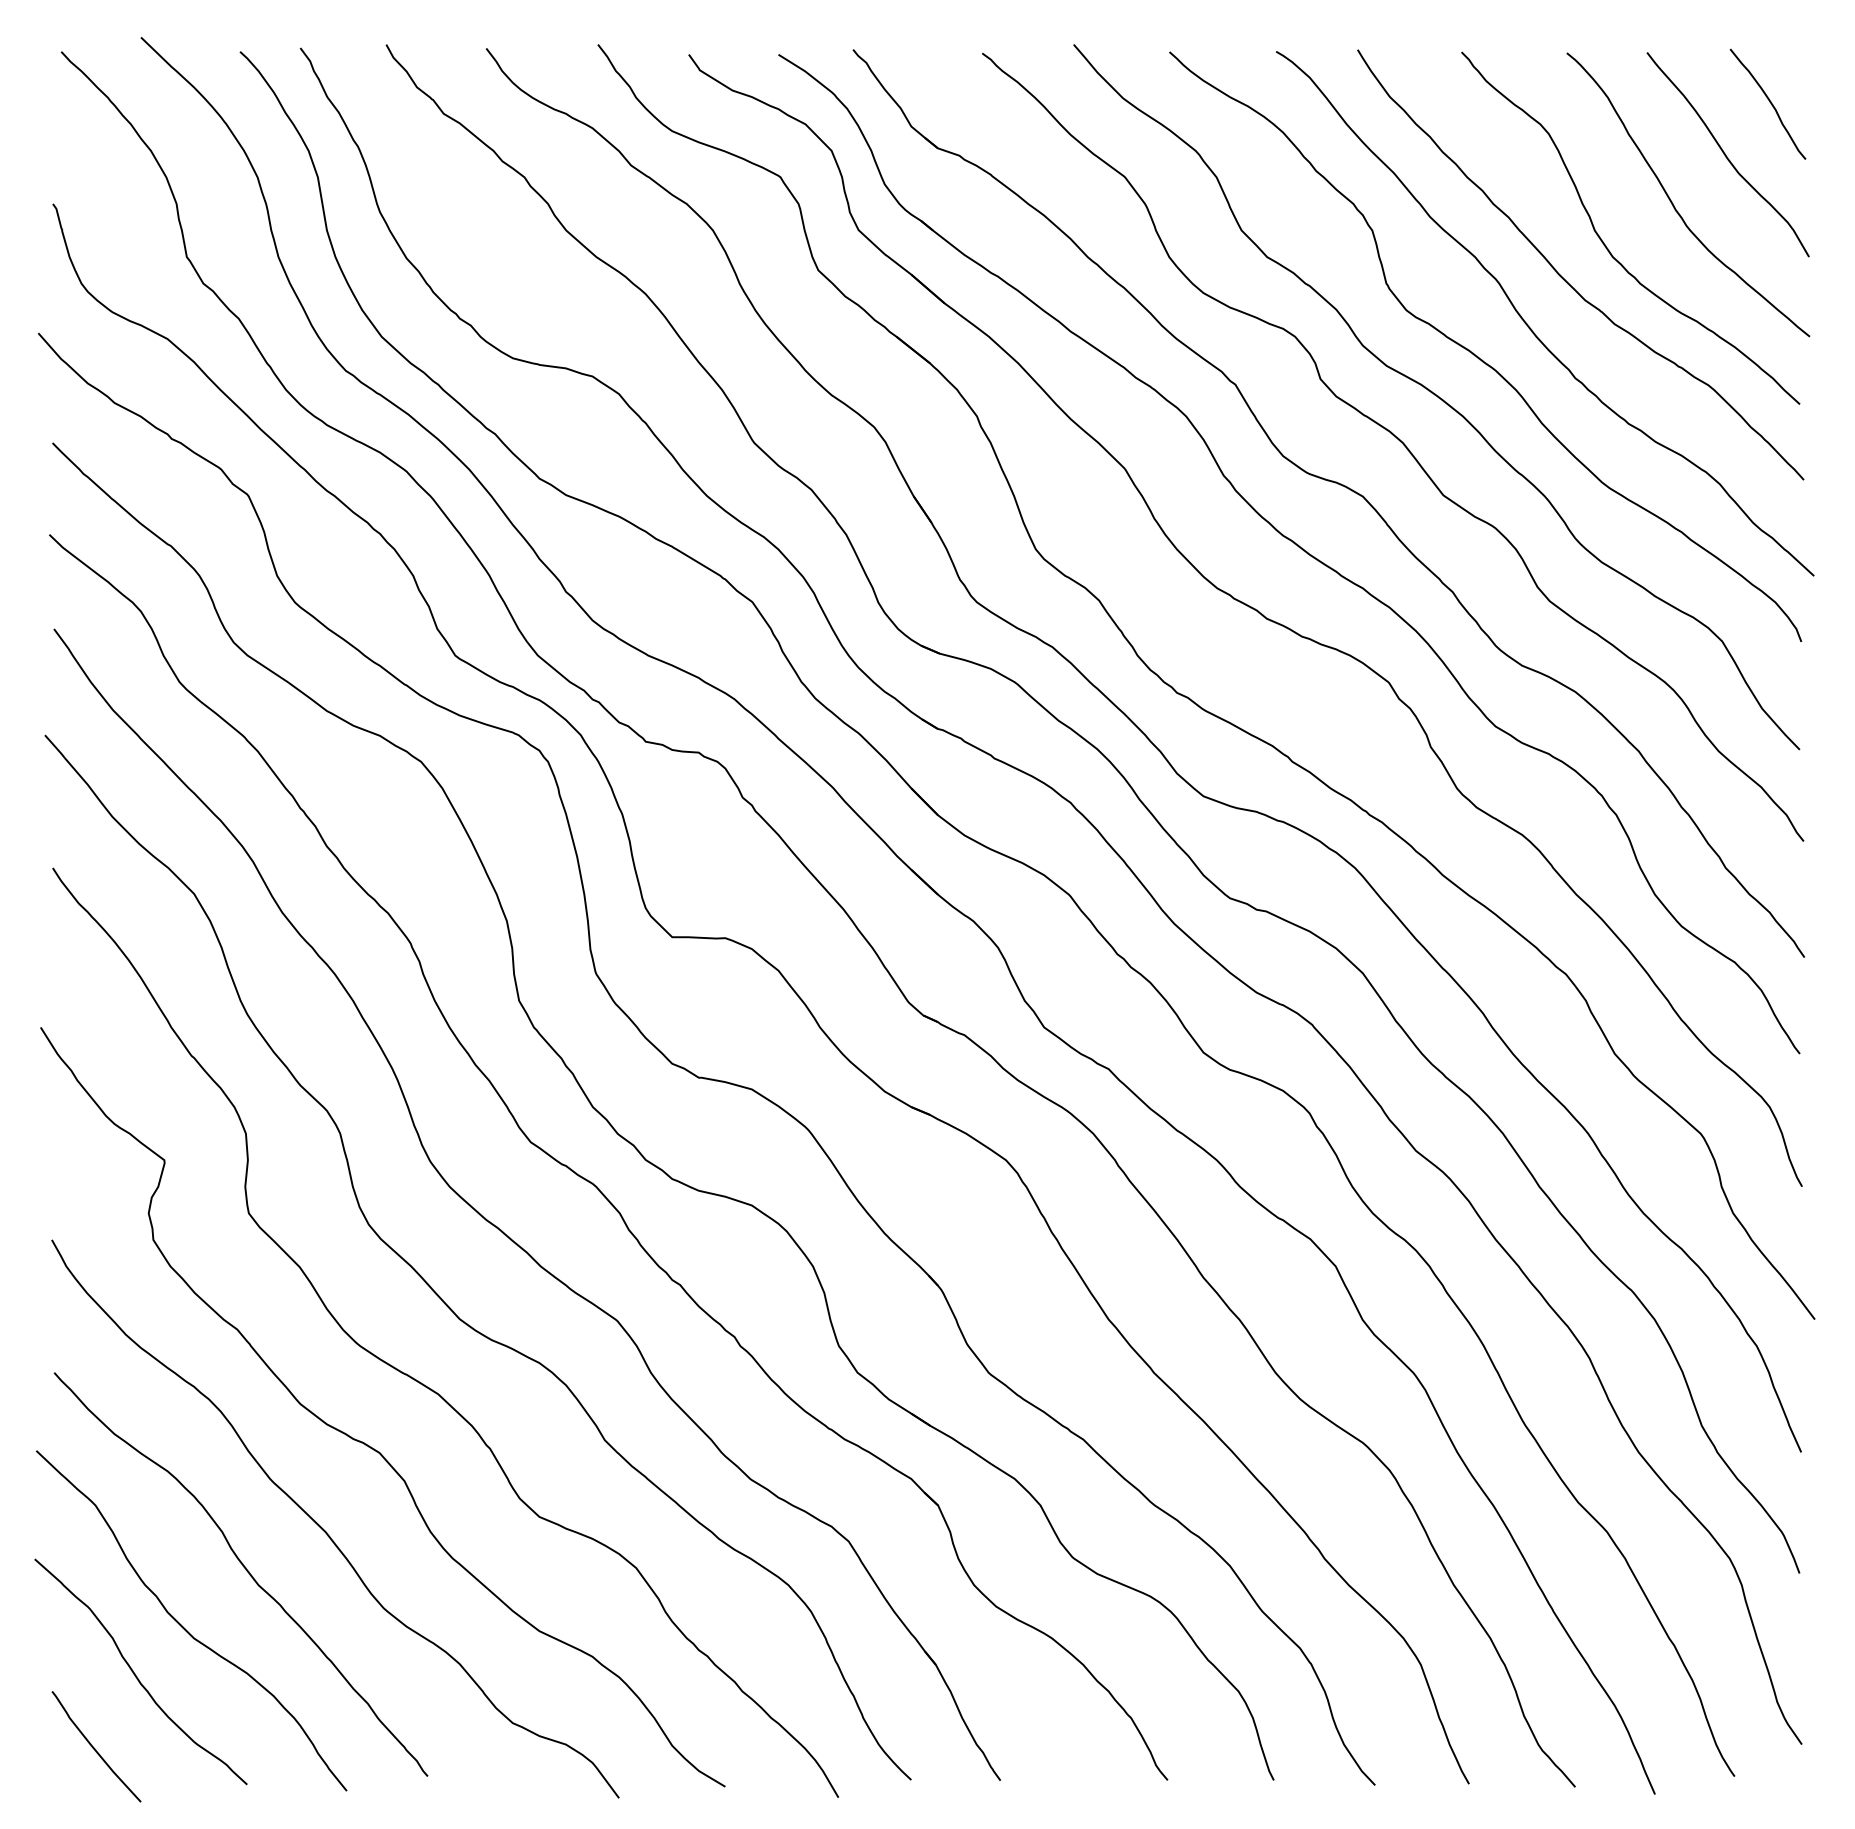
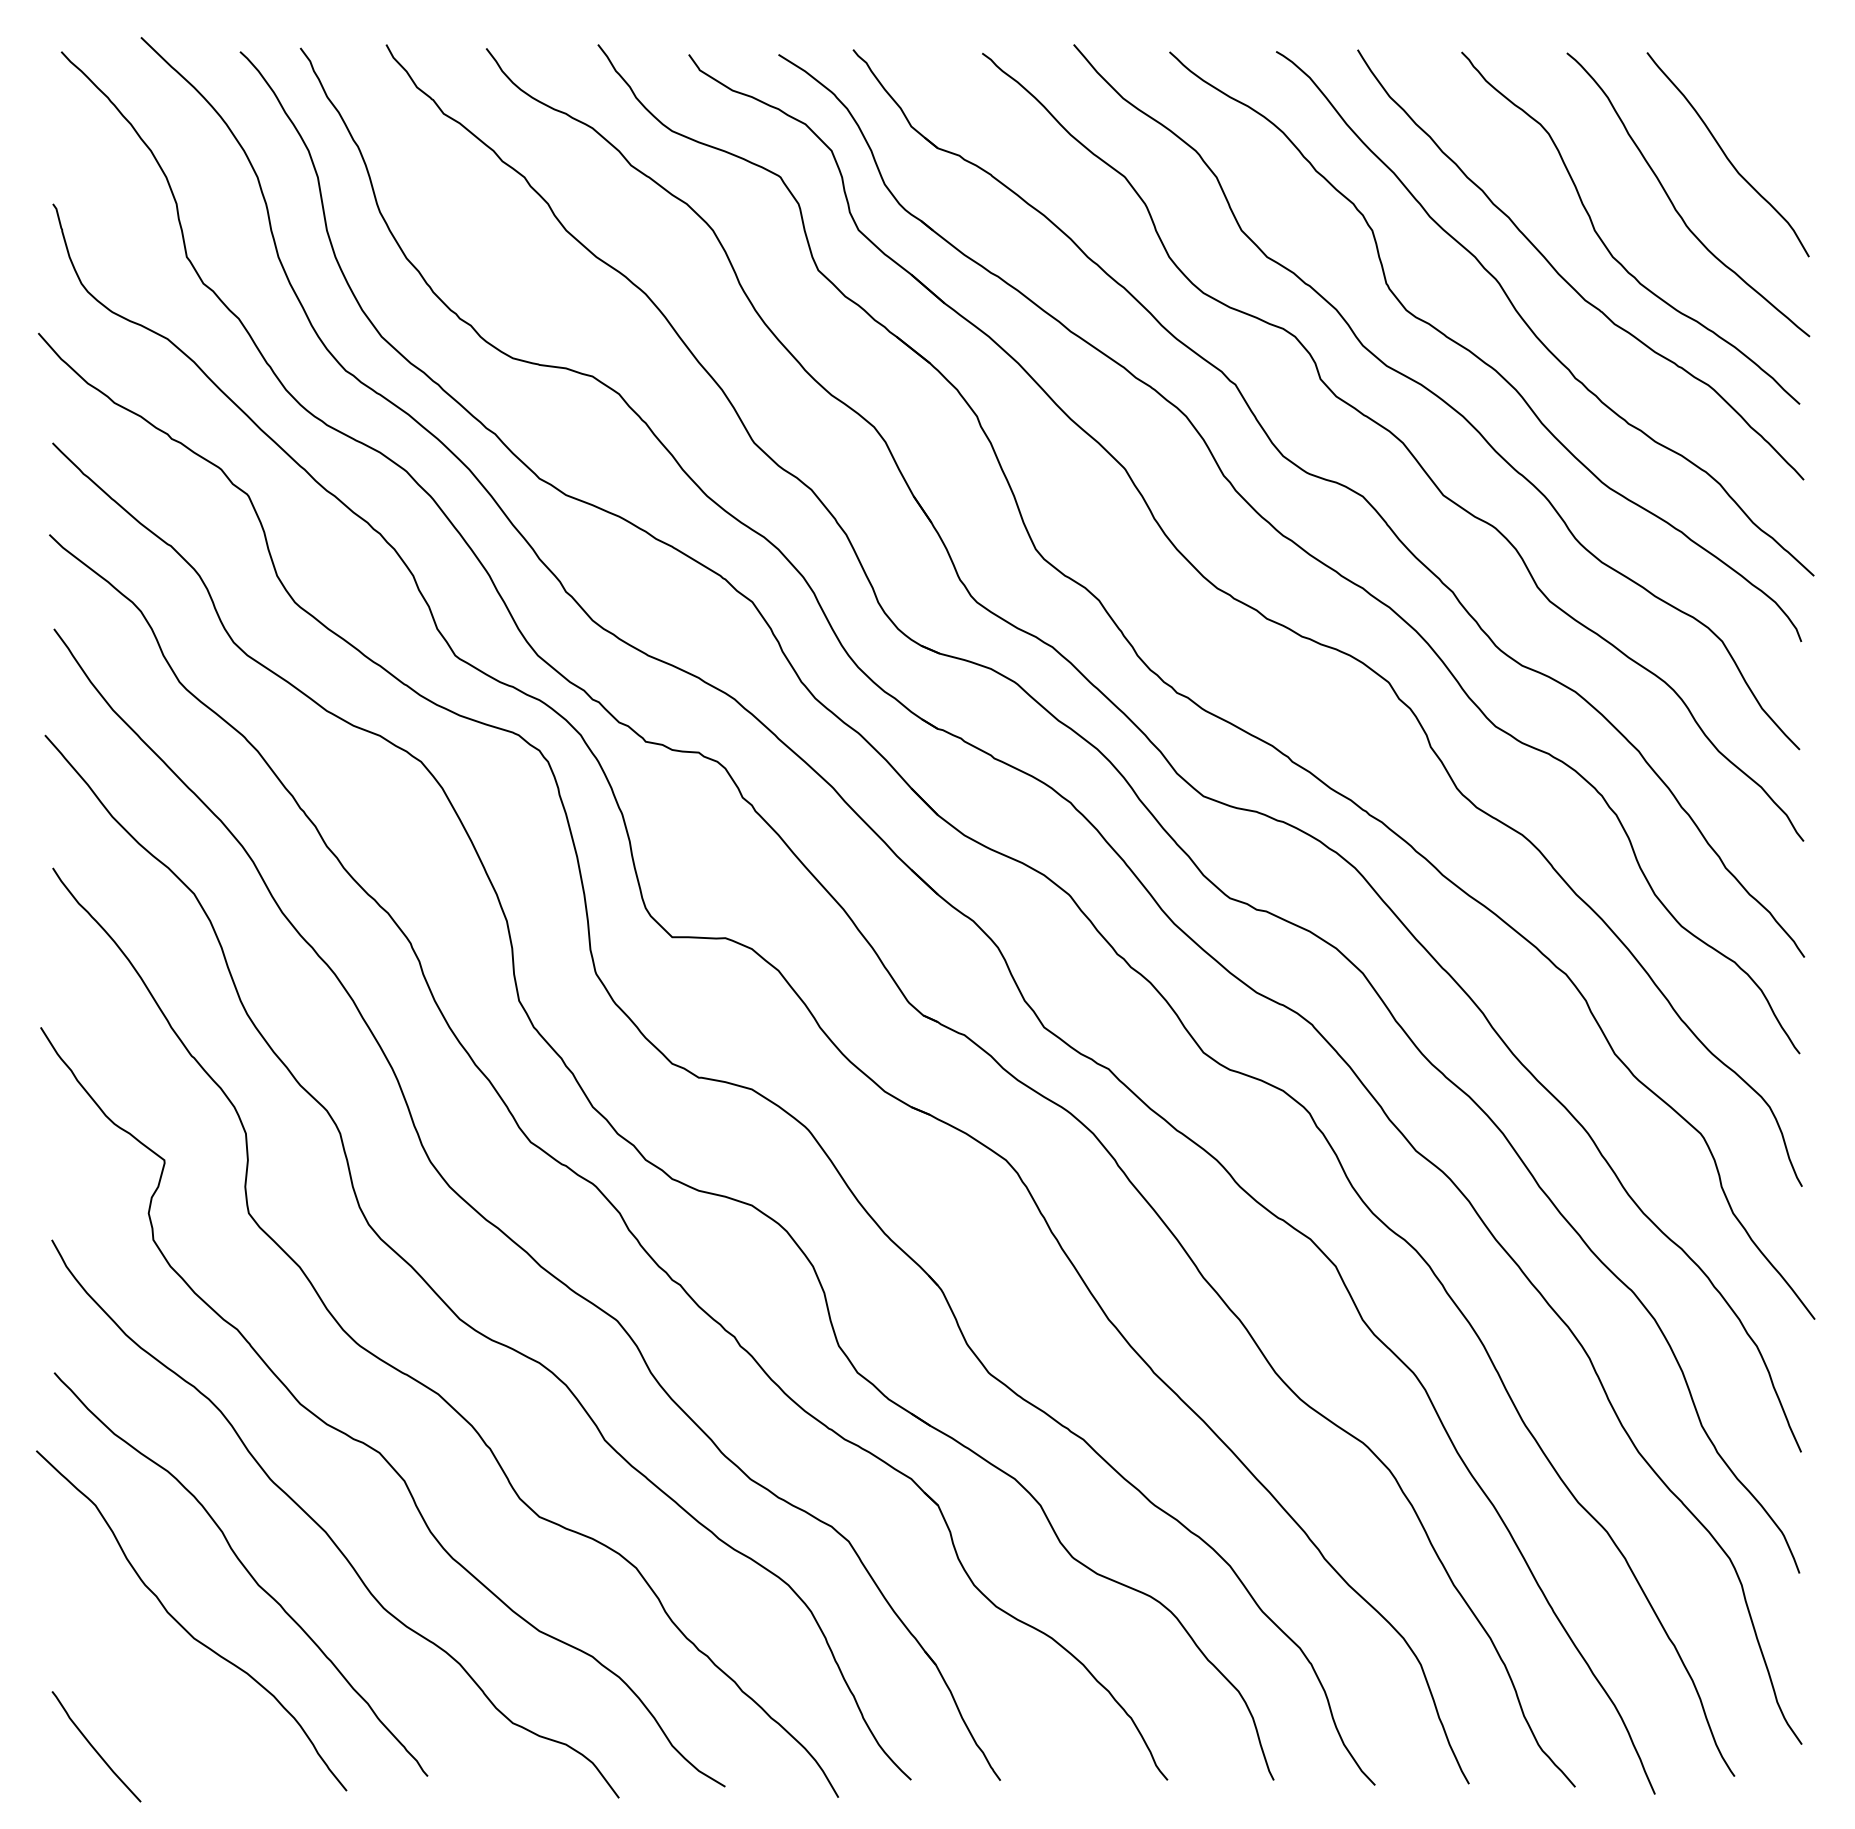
curve: present -> none (1769, 102)
curve: present -> none (135, 1673)
